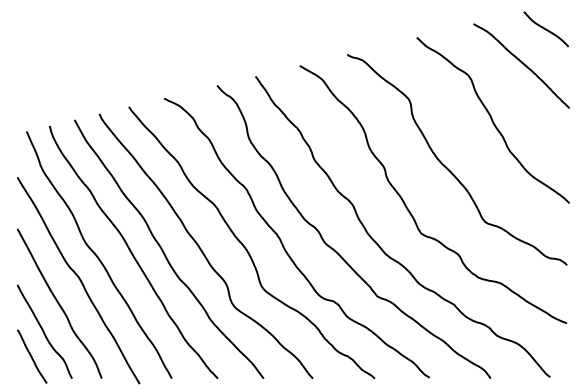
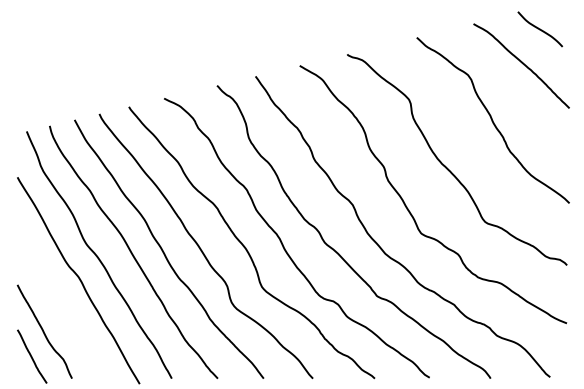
curve position: (546, 29) -> (540, 29) (540, 29)
curve: present -> none (59, 303)
